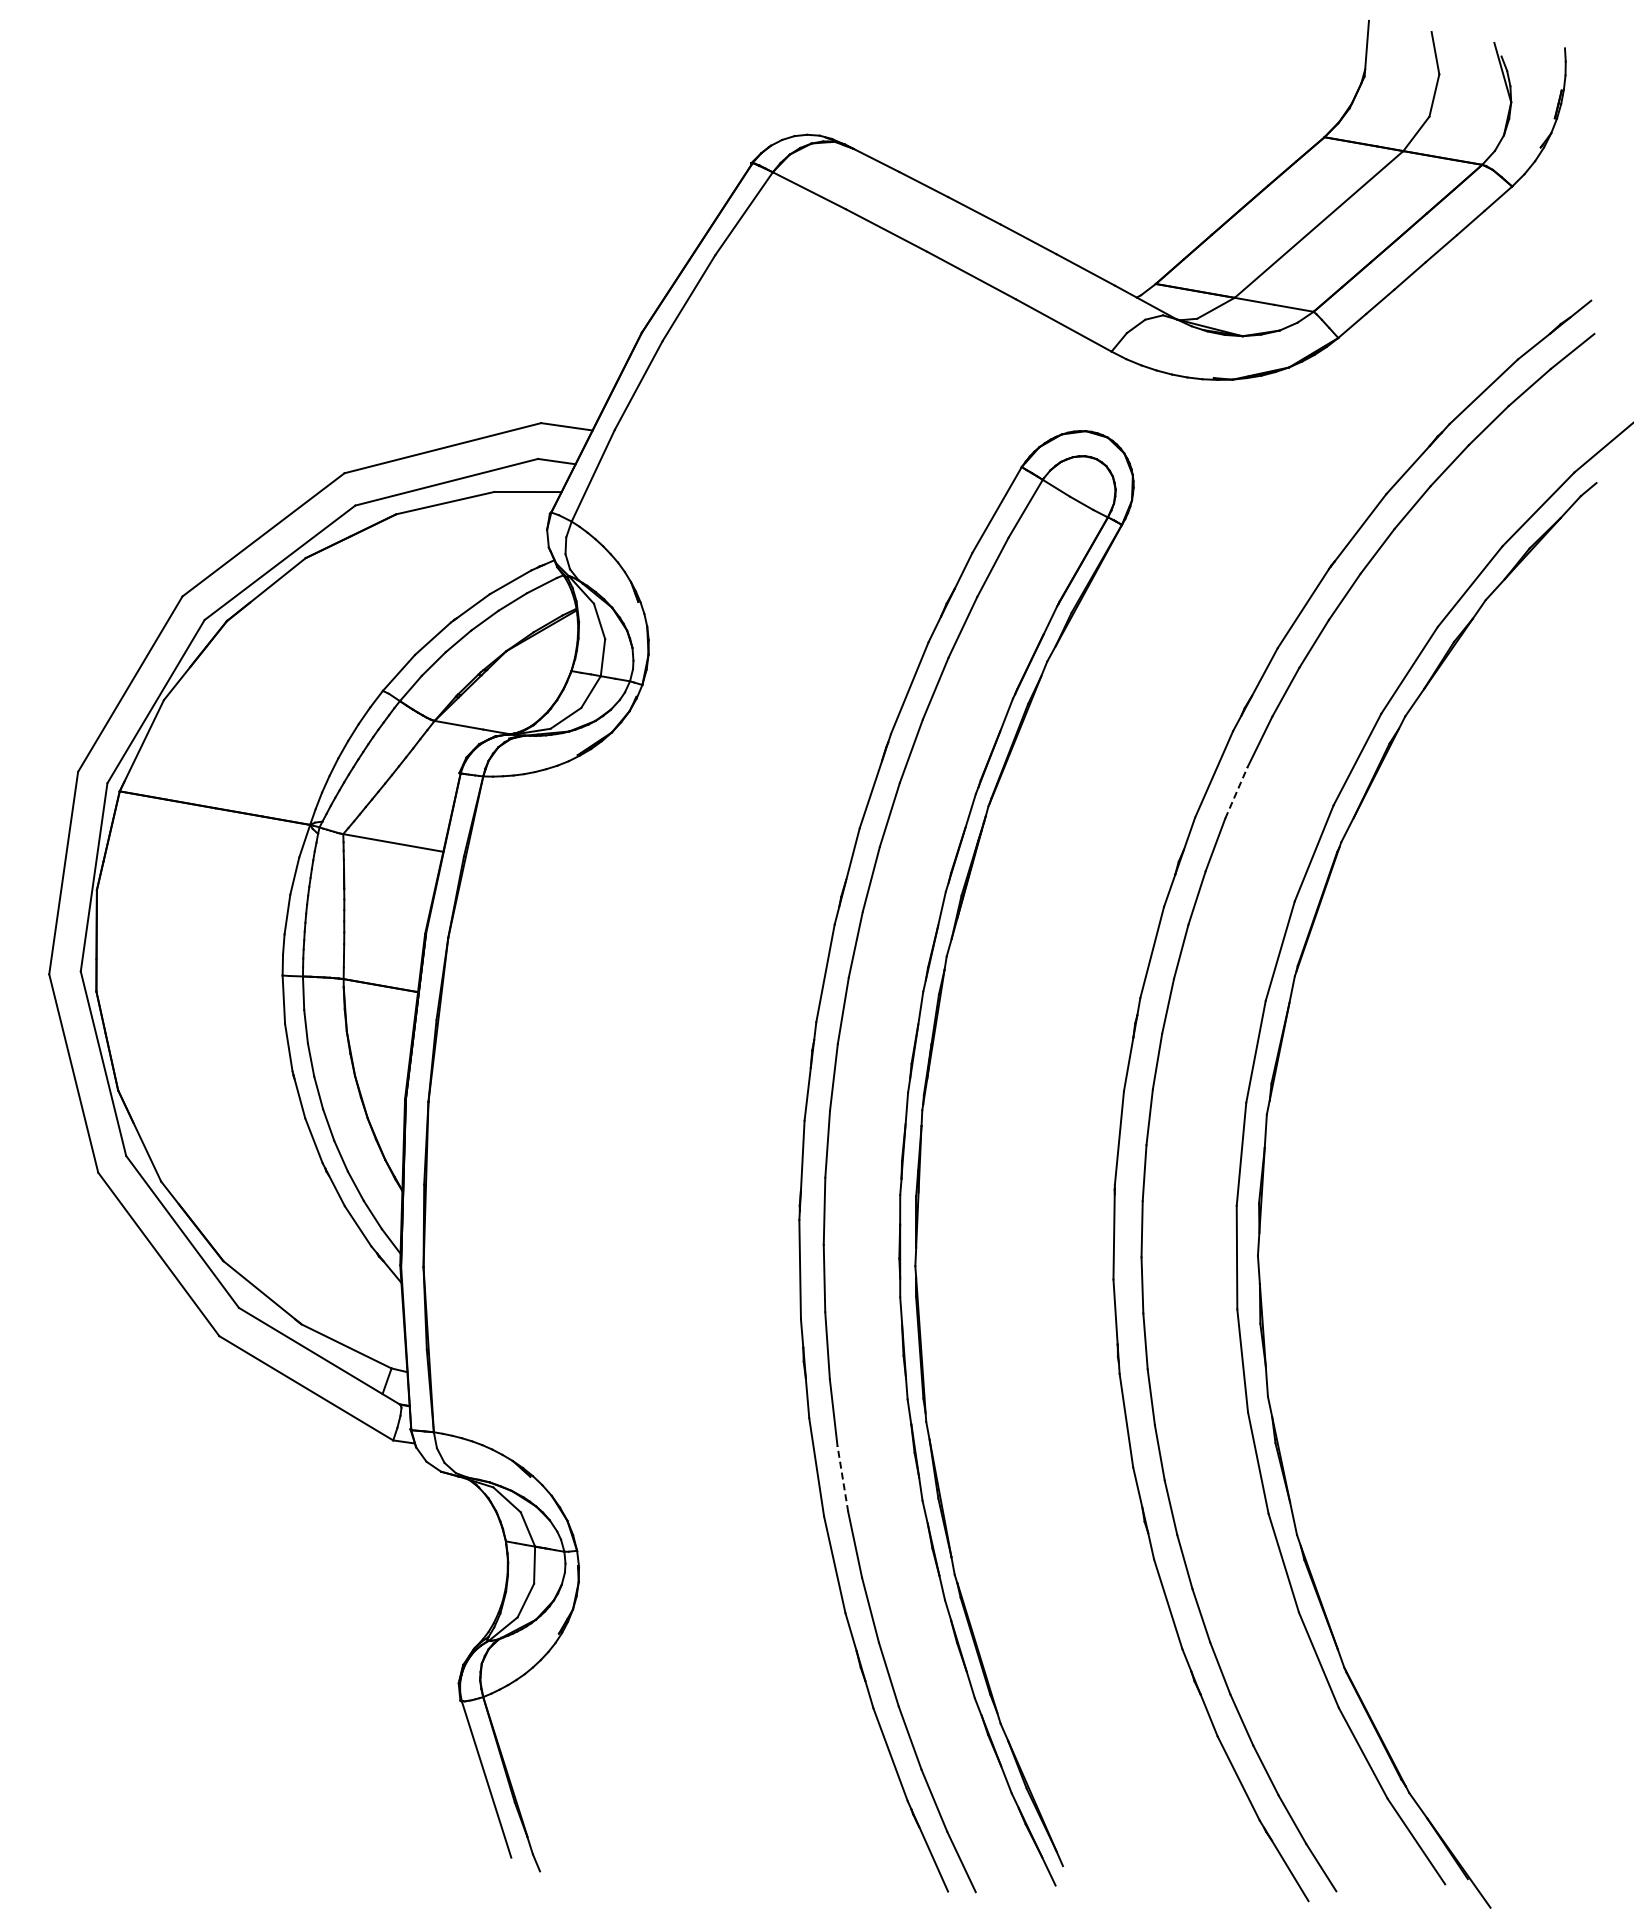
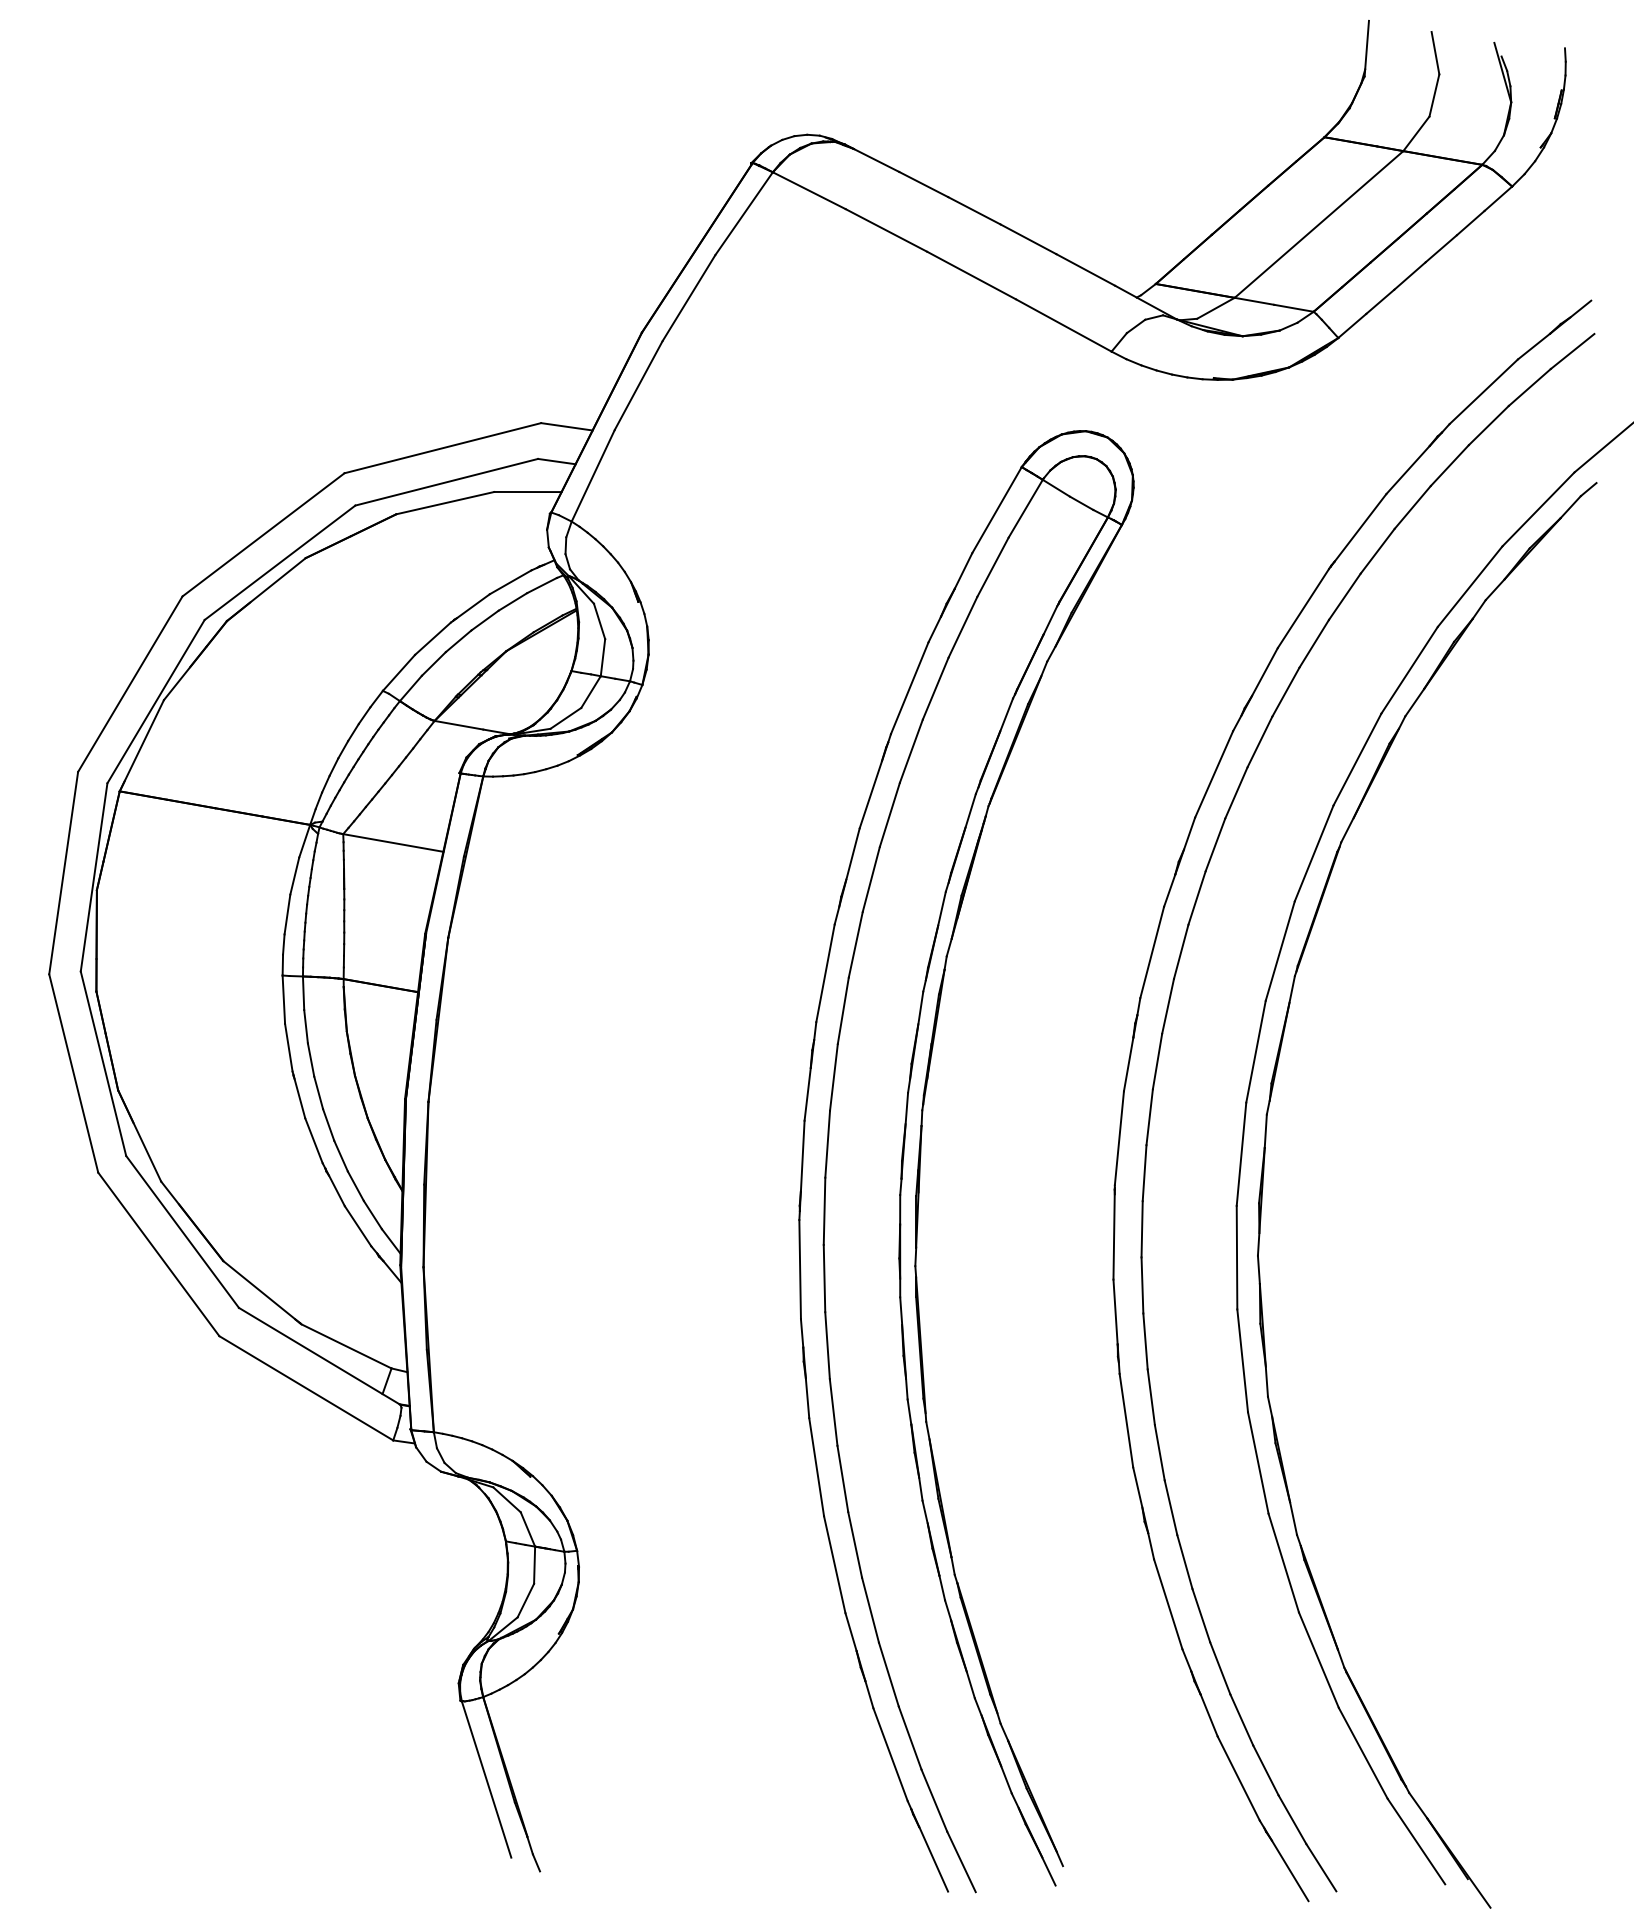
line: dashed -> solid (1236, 792)
line: dashed -> solid (842, 1478)
